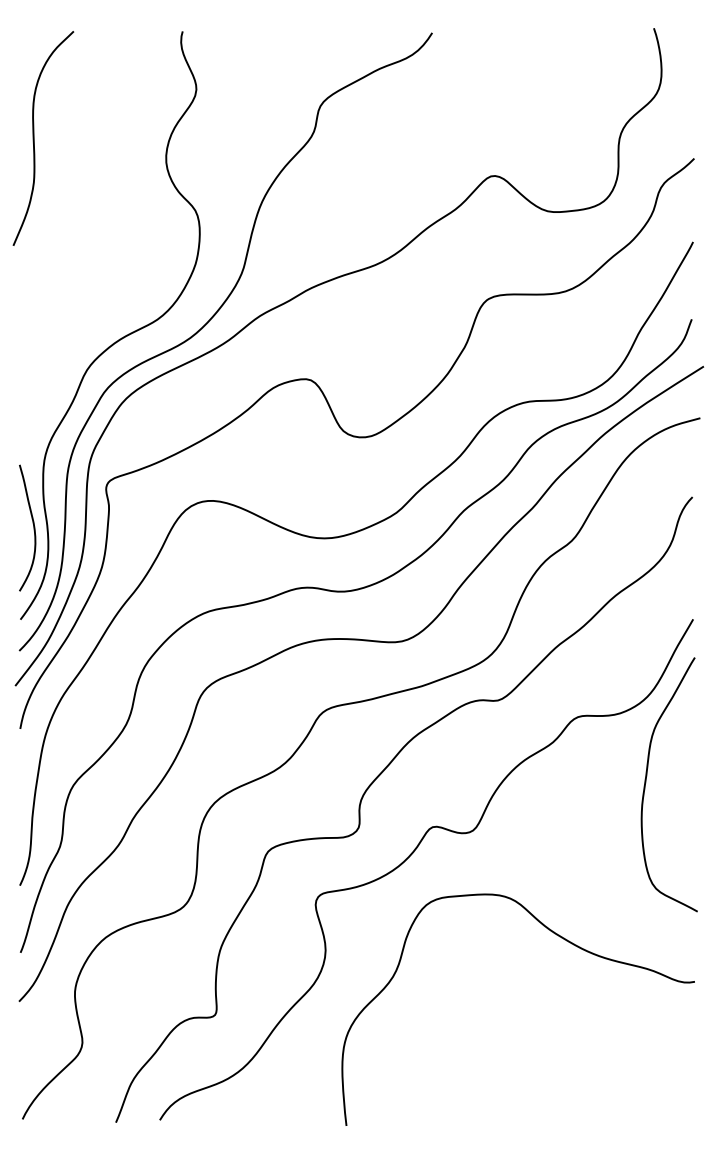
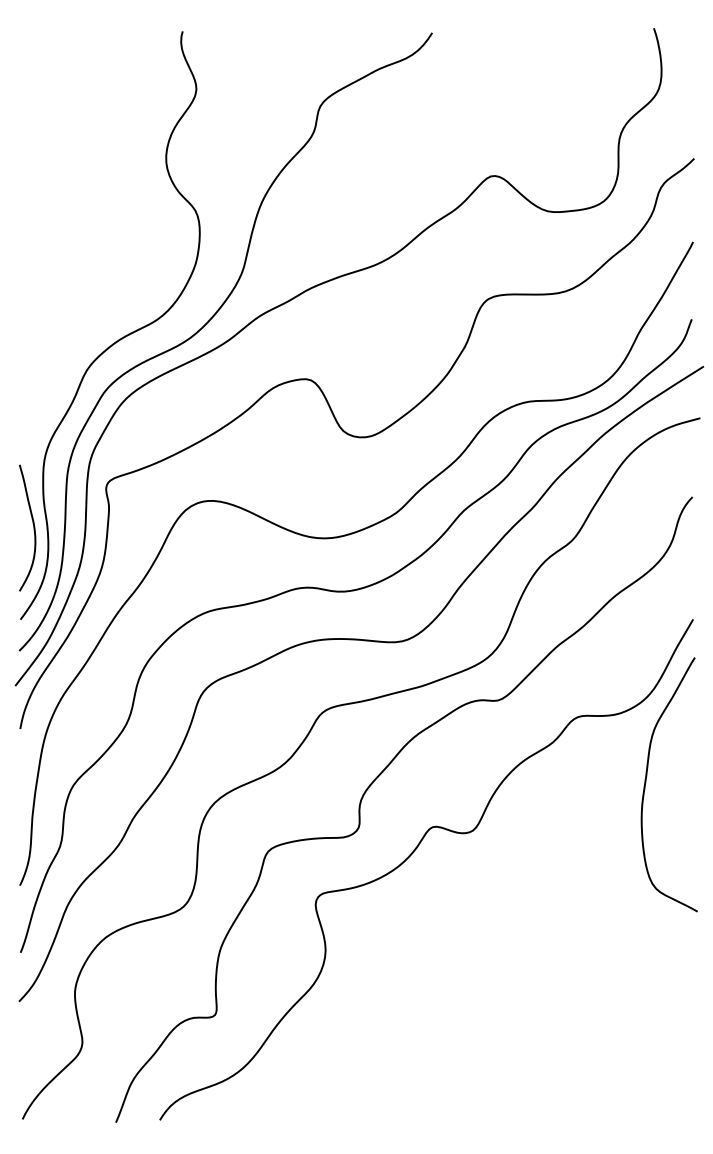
curve: present -> none (34, 138)
curve: present -> none (559, 937)
